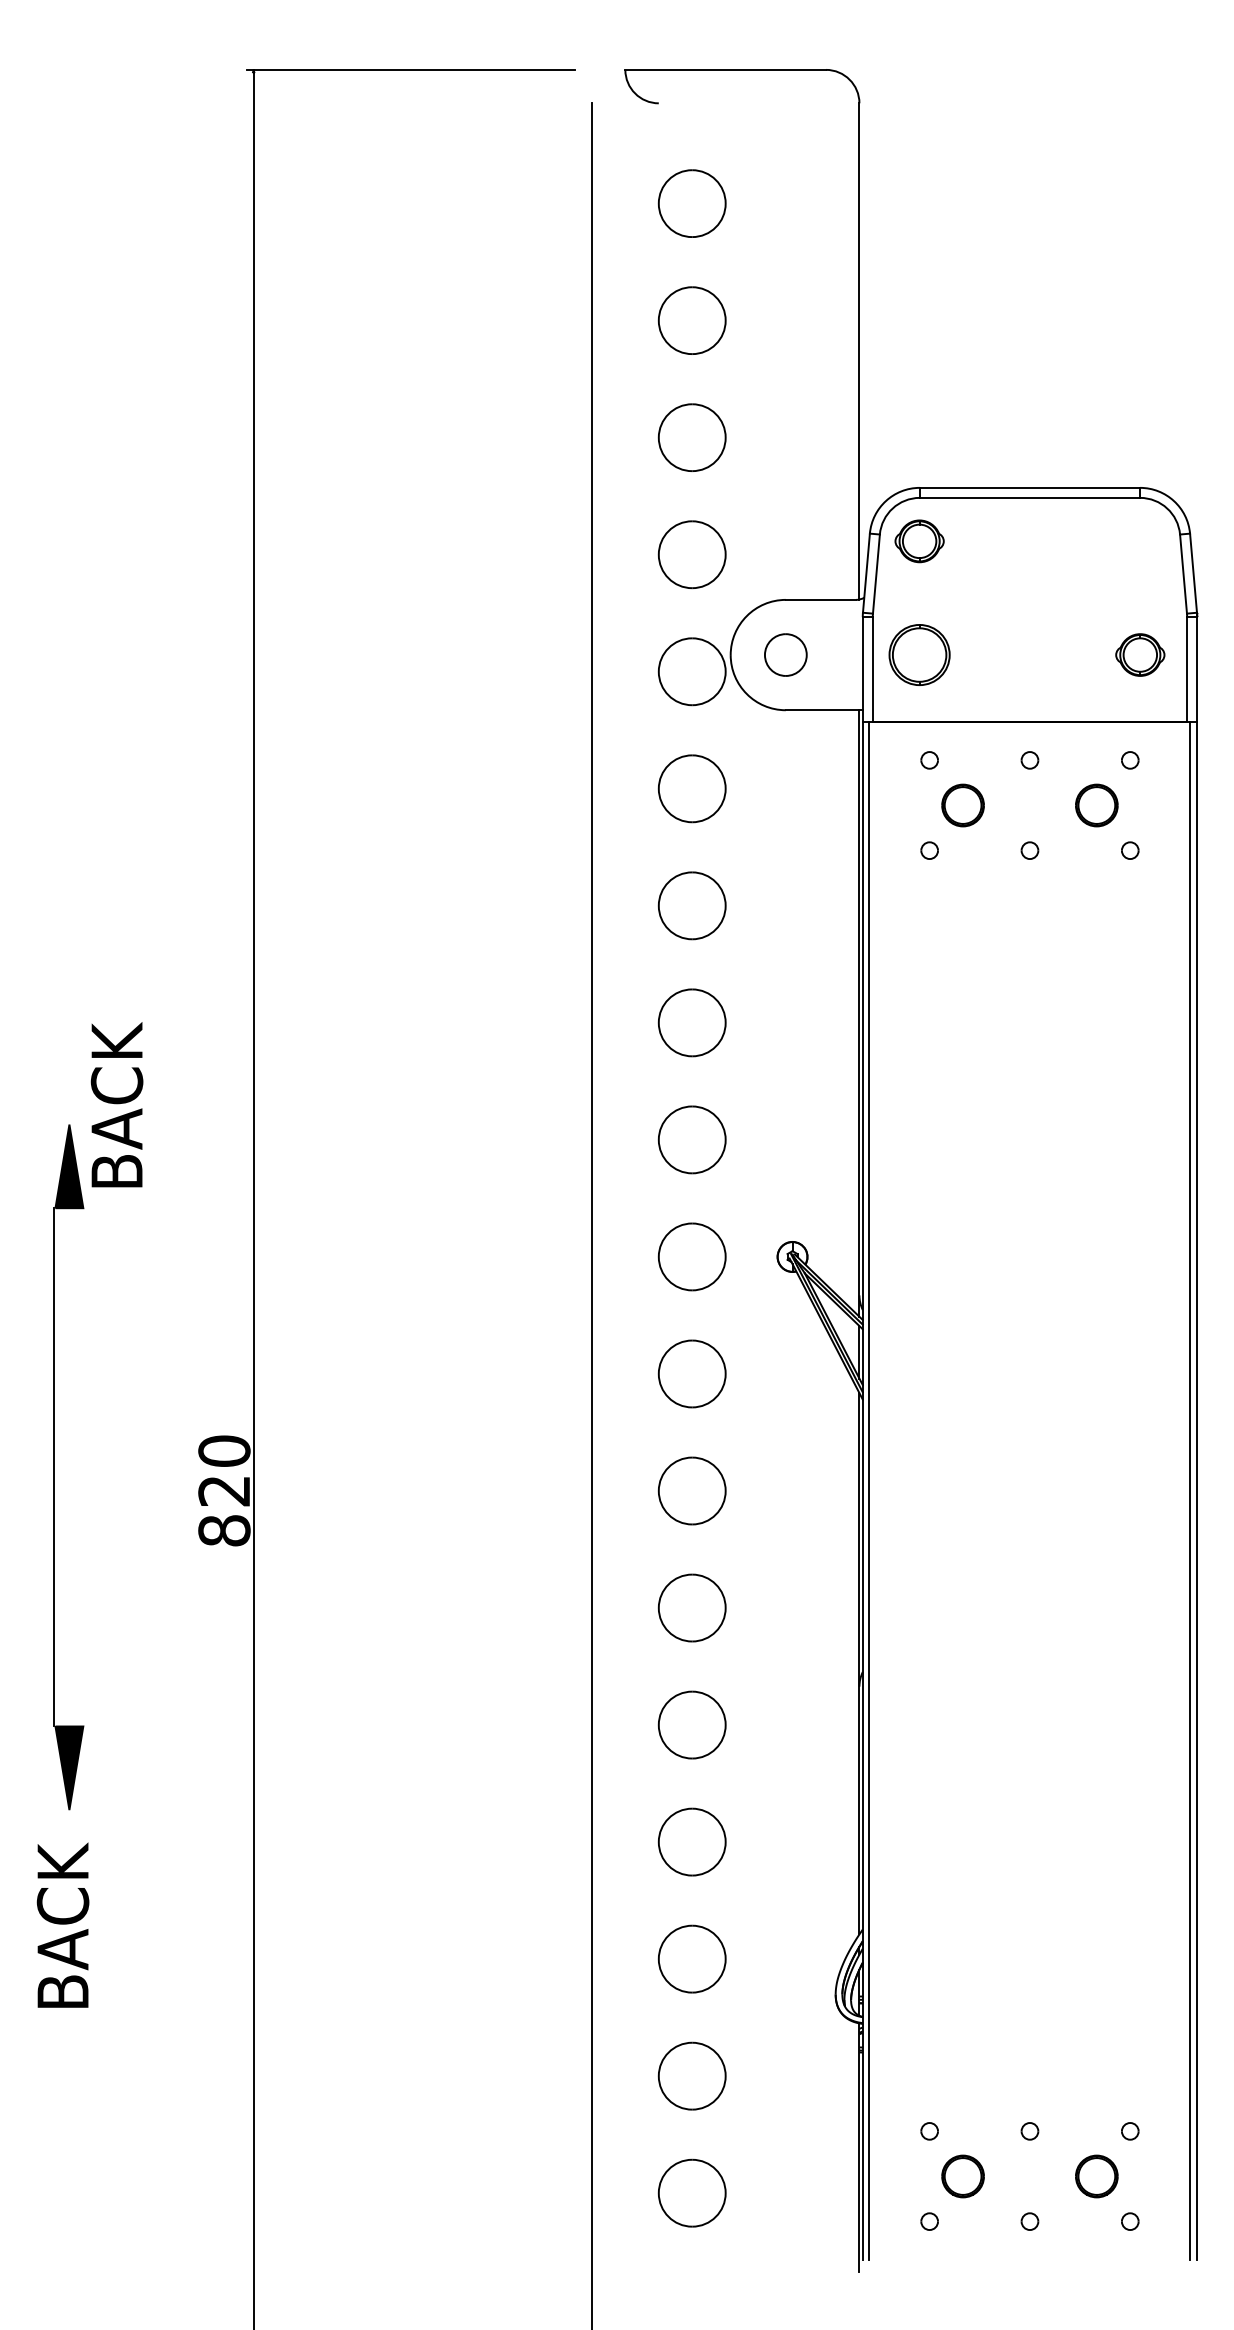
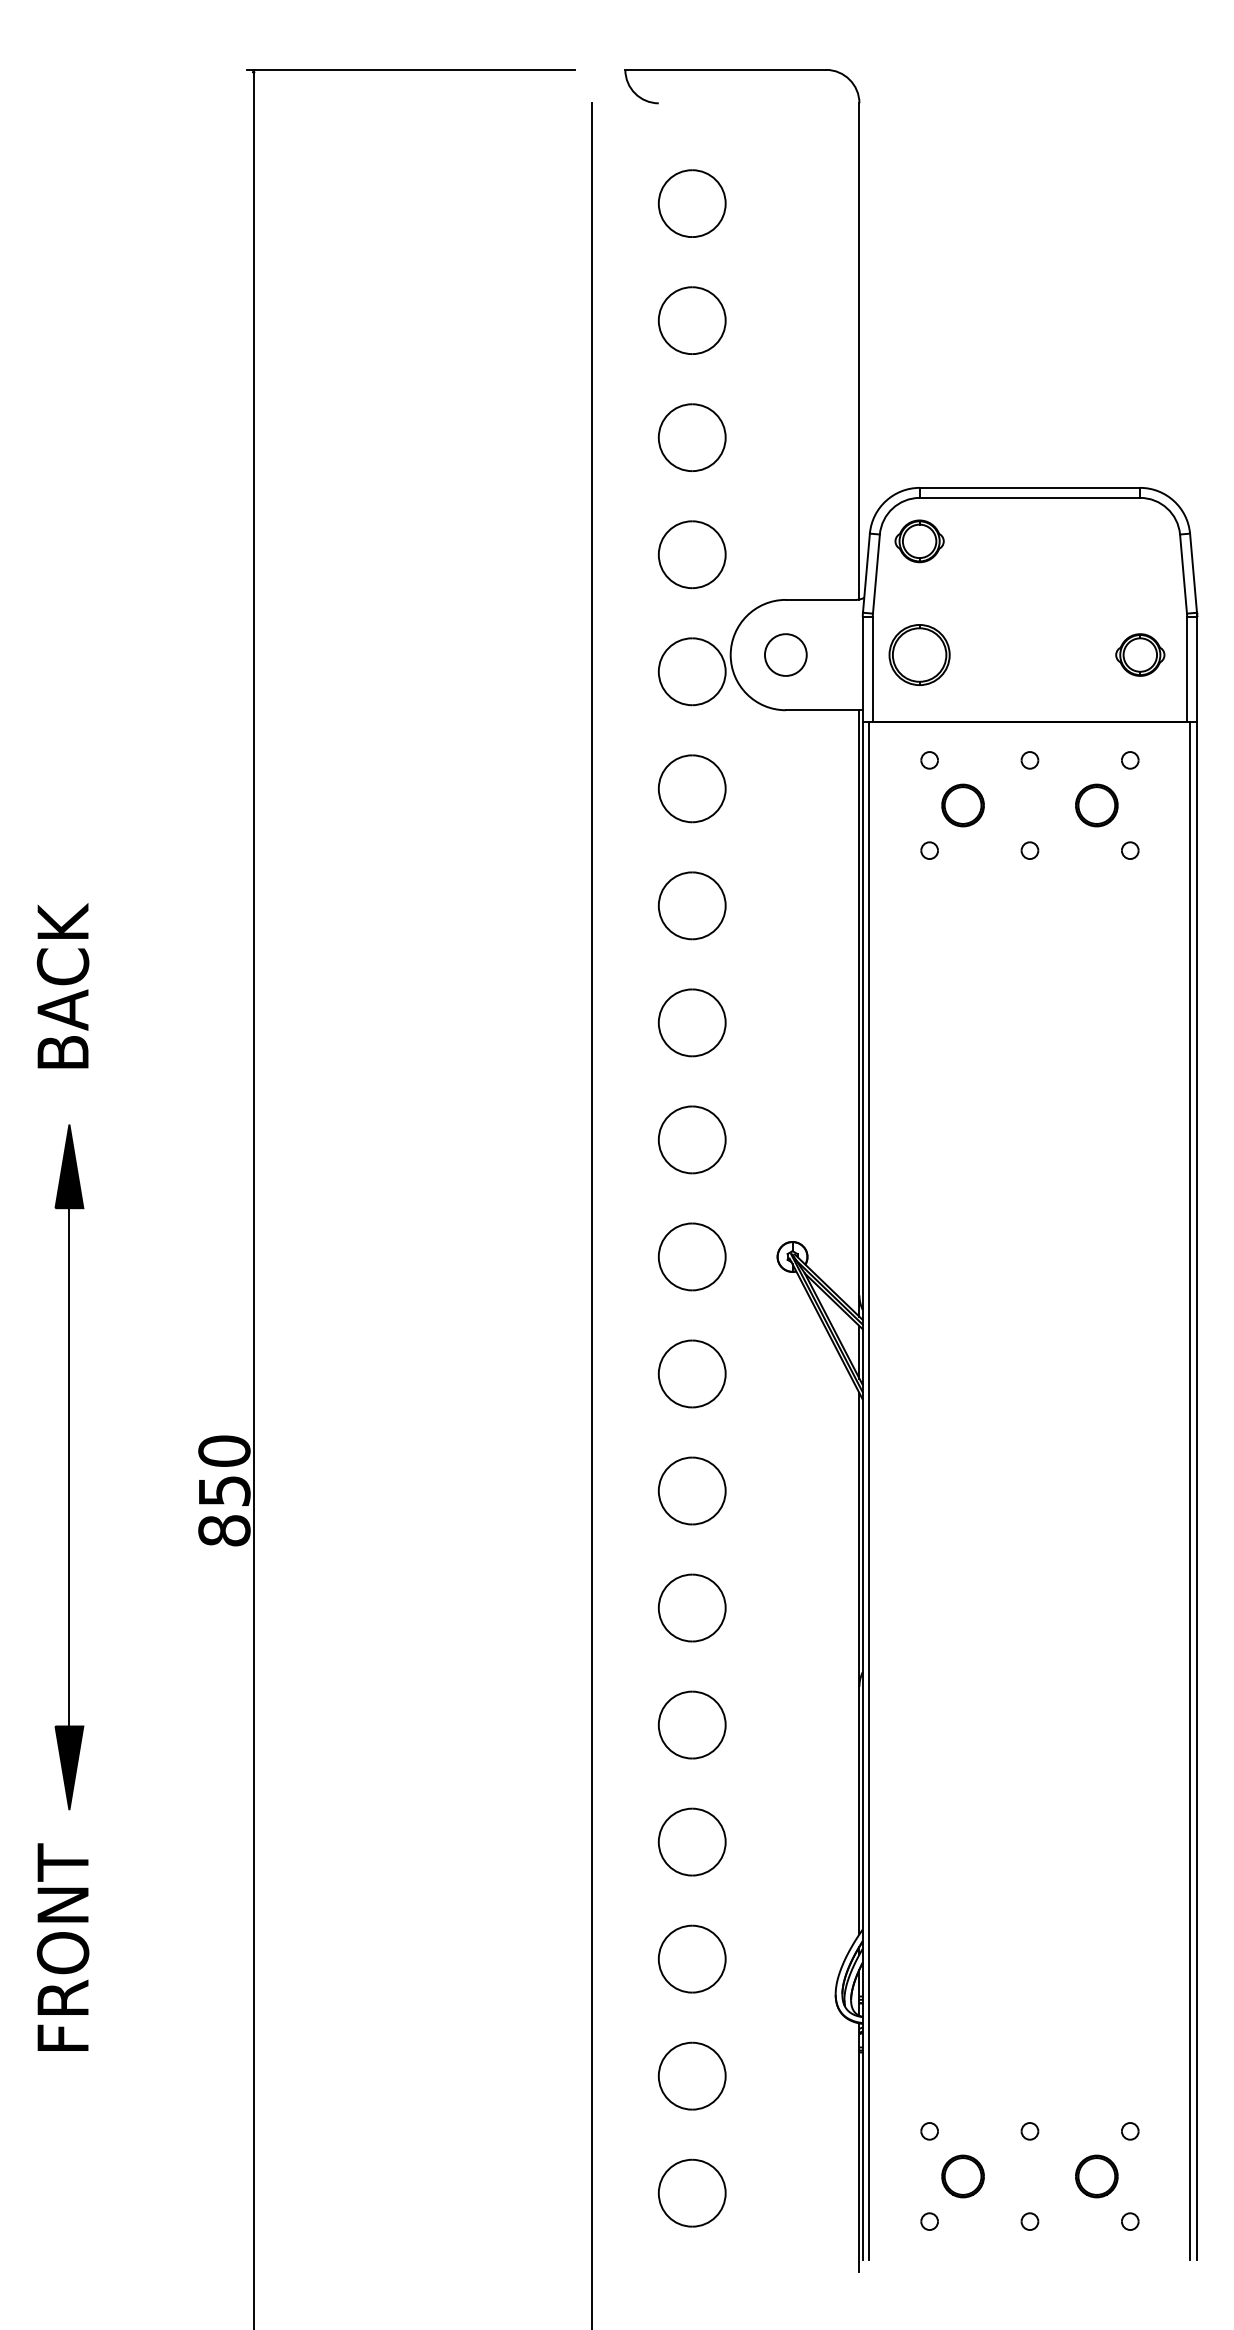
text position: (116, 1104) -> (62, 985) (62, 985)
line position: (54, 1467) -> (69, 1467) (69, 1467)
text: 820 -> 850 (224, 1491)
text: BACK -> FRONT (62, 1946)
